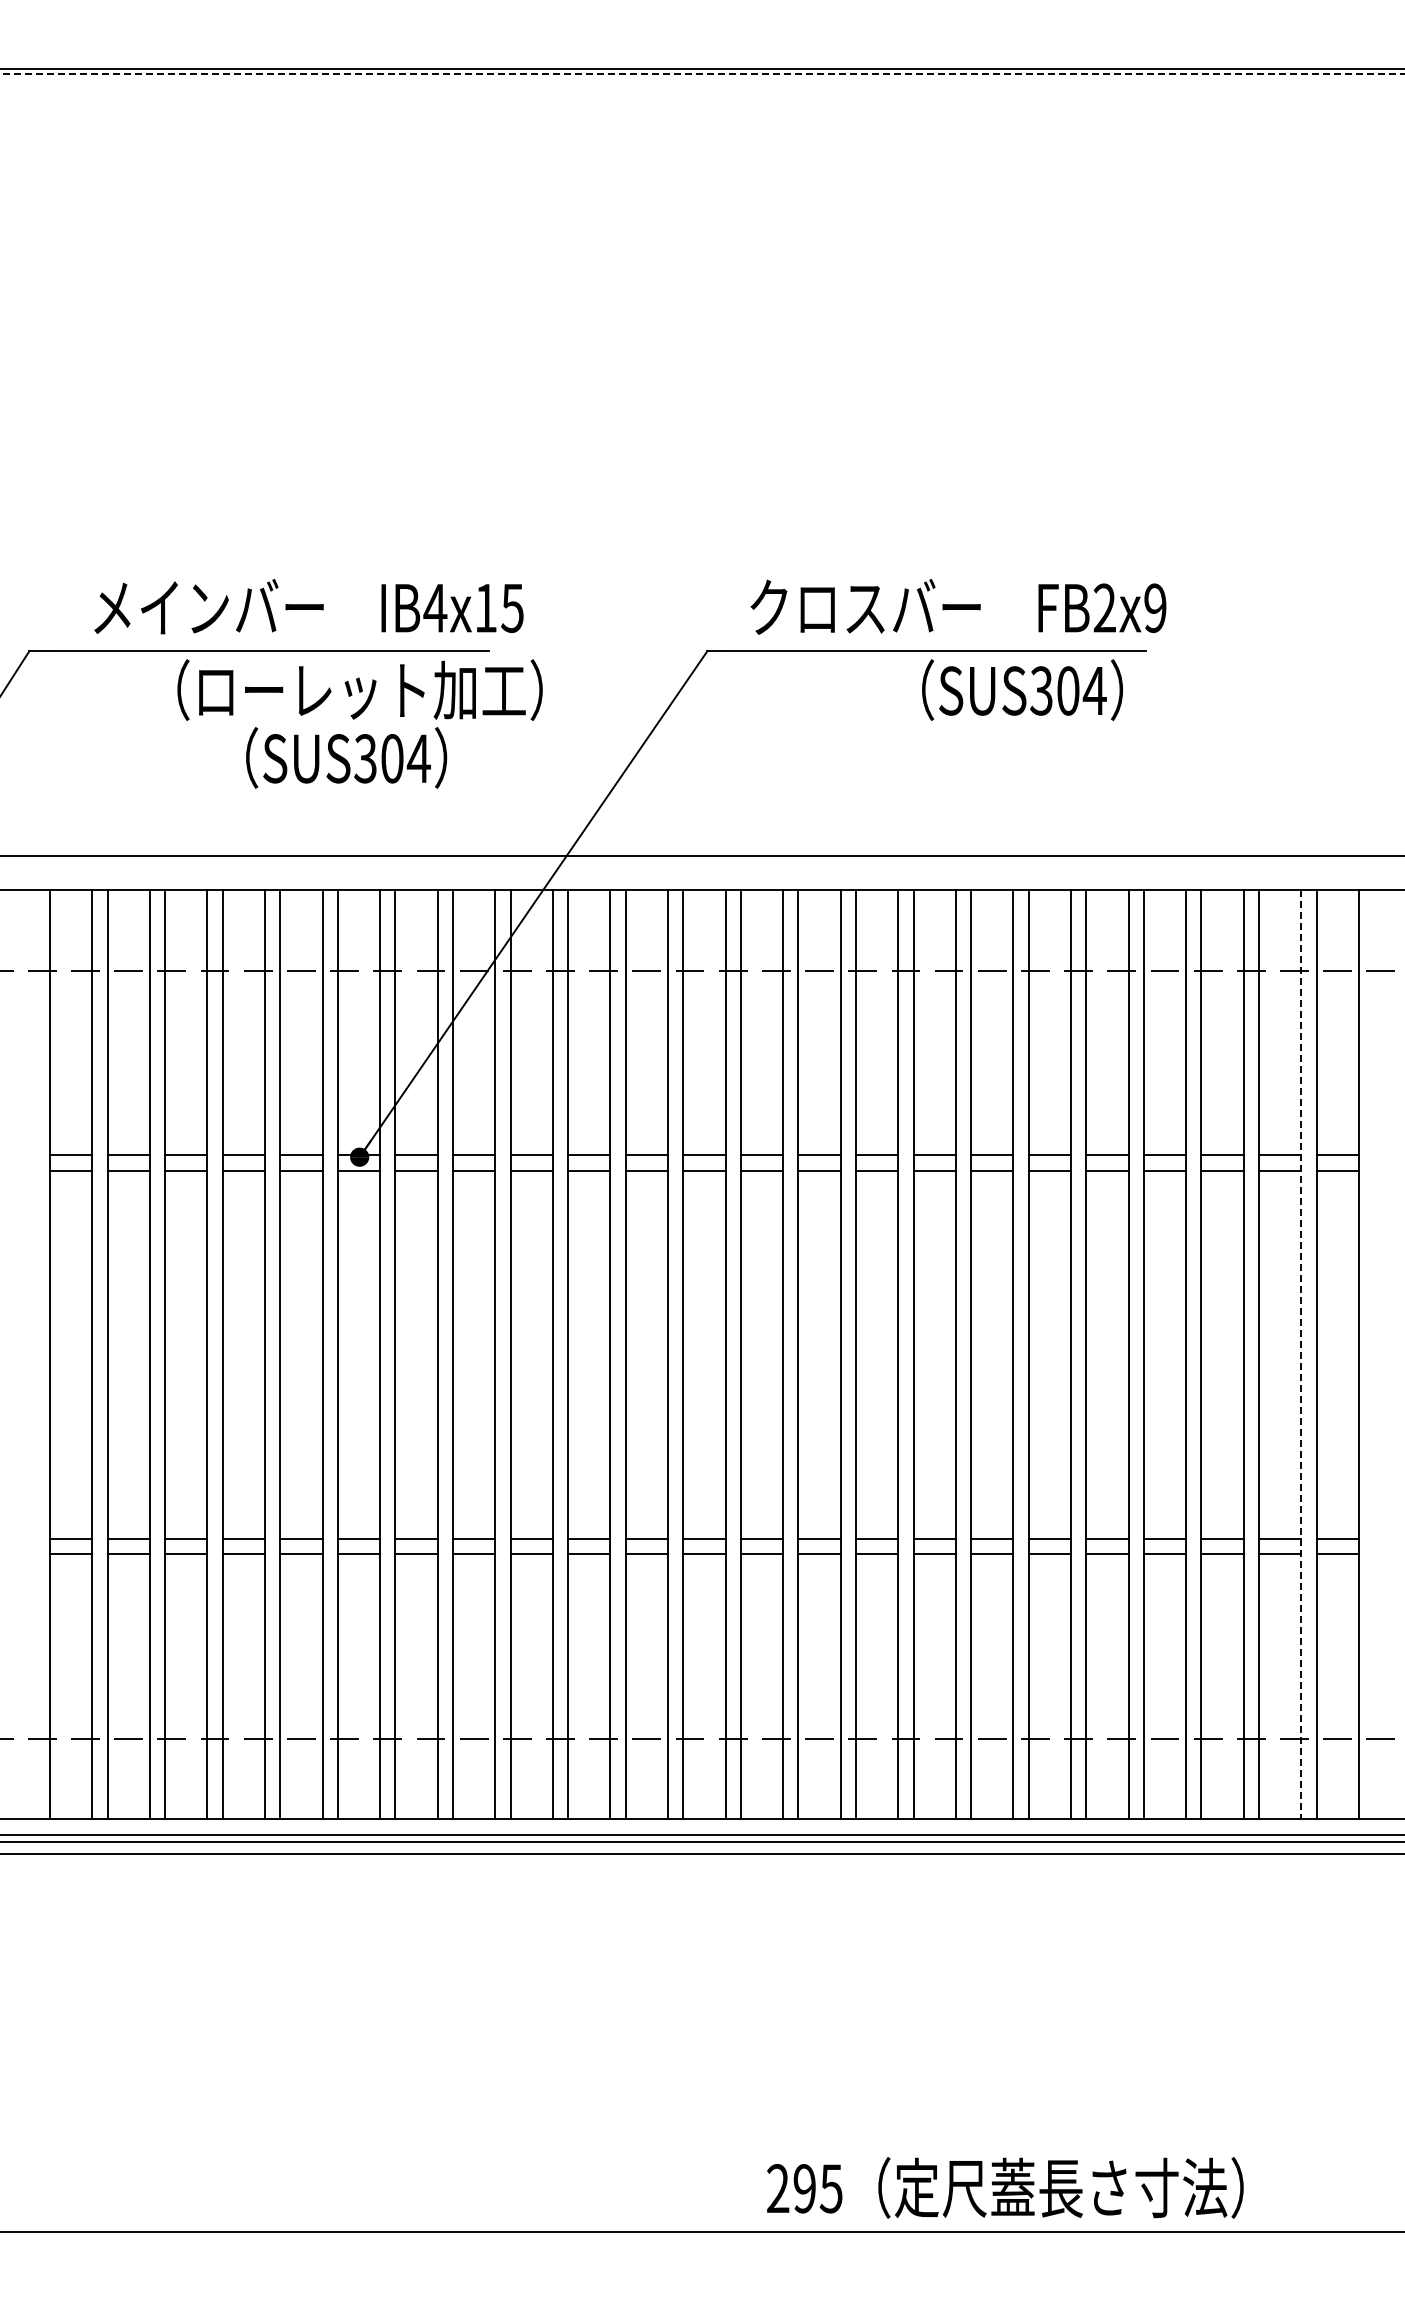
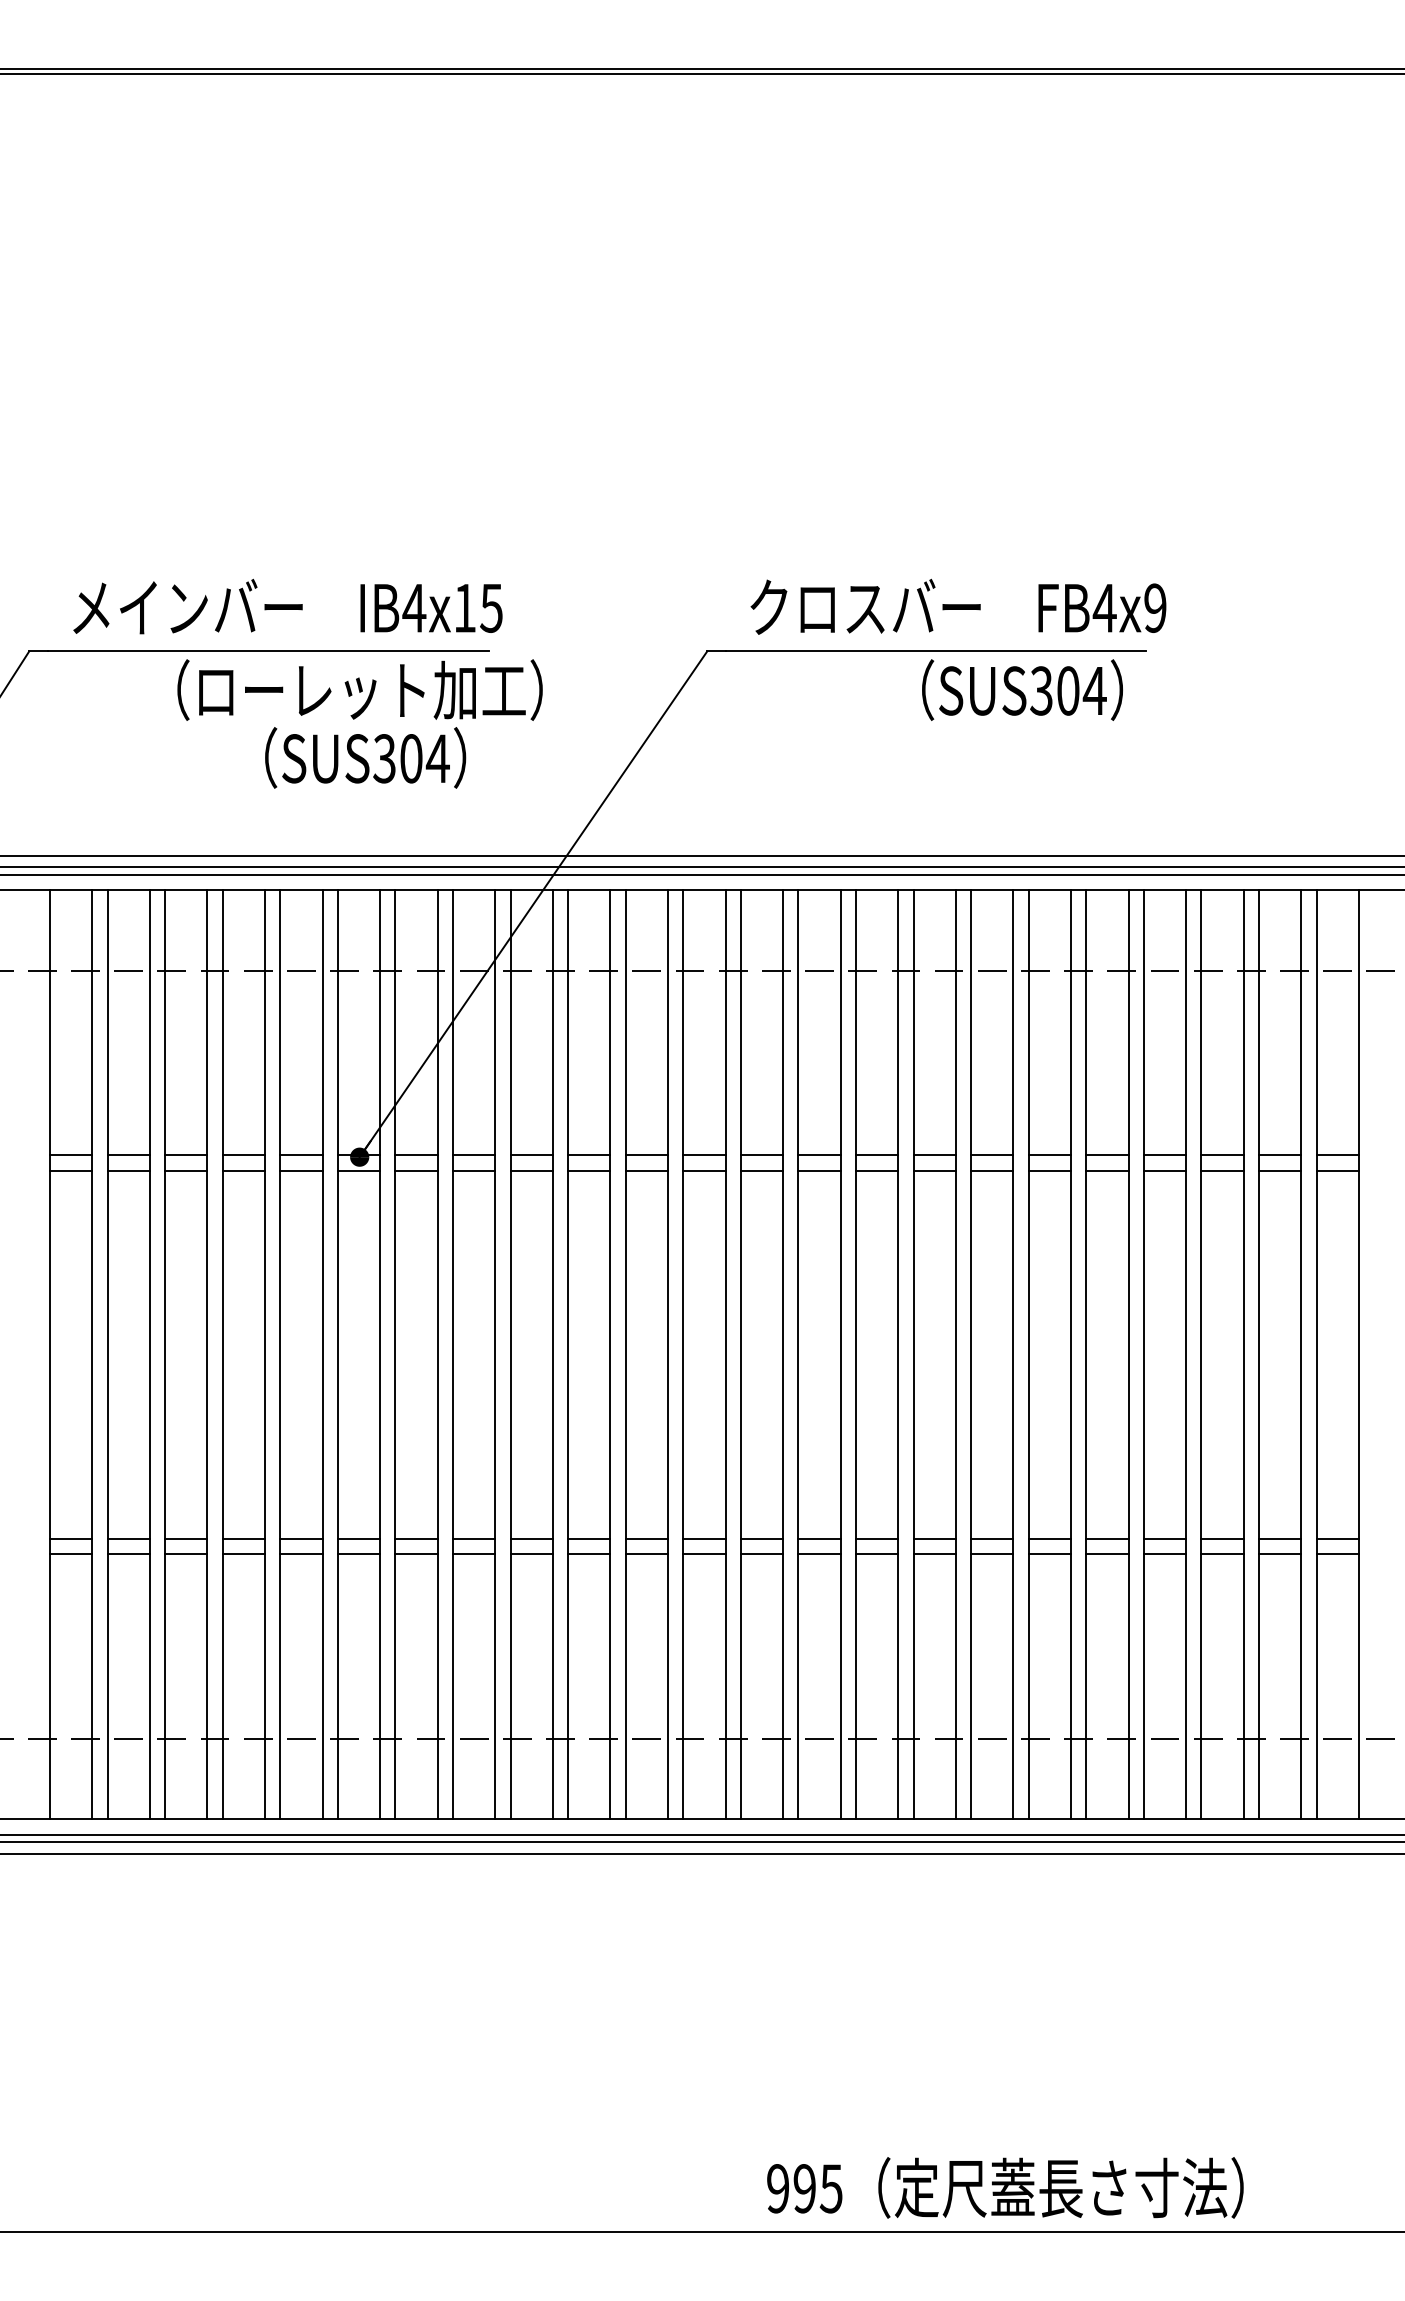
line: dashed -> solid (702, 73)
text position: (308, 606) -> (287, 606) (287, 606)
text: FB2x9 -> FB4x9 (1104, 607)
text position: (346, 757) -> (365, 757) (365, 757)
line: none -> present (701, 867)
line: none -> present (701, 875)
line: dashed -> solid (1301, 1355)
text: 295 -> 995 (778, 2188)
